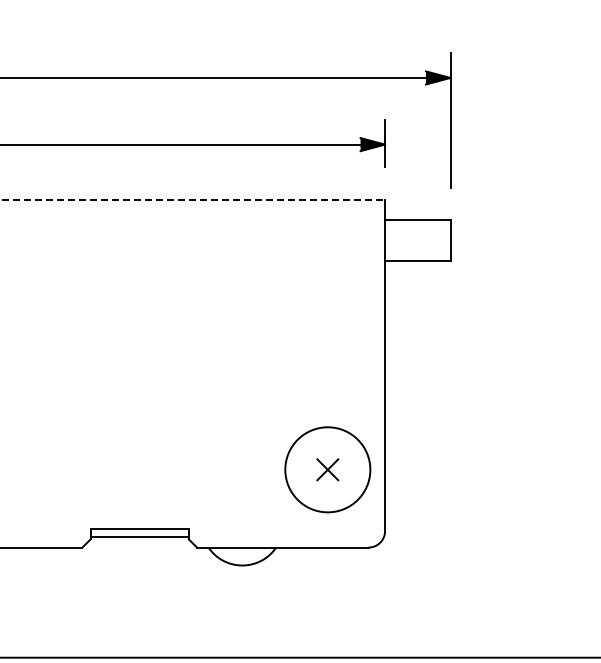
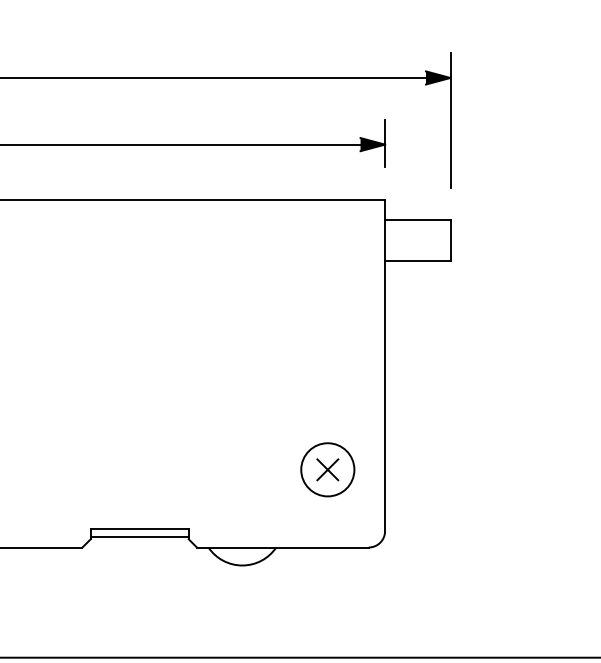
line: dashed -> solid (193, 199)
circle diameter: 85 px -> 53 px (327, 469)
